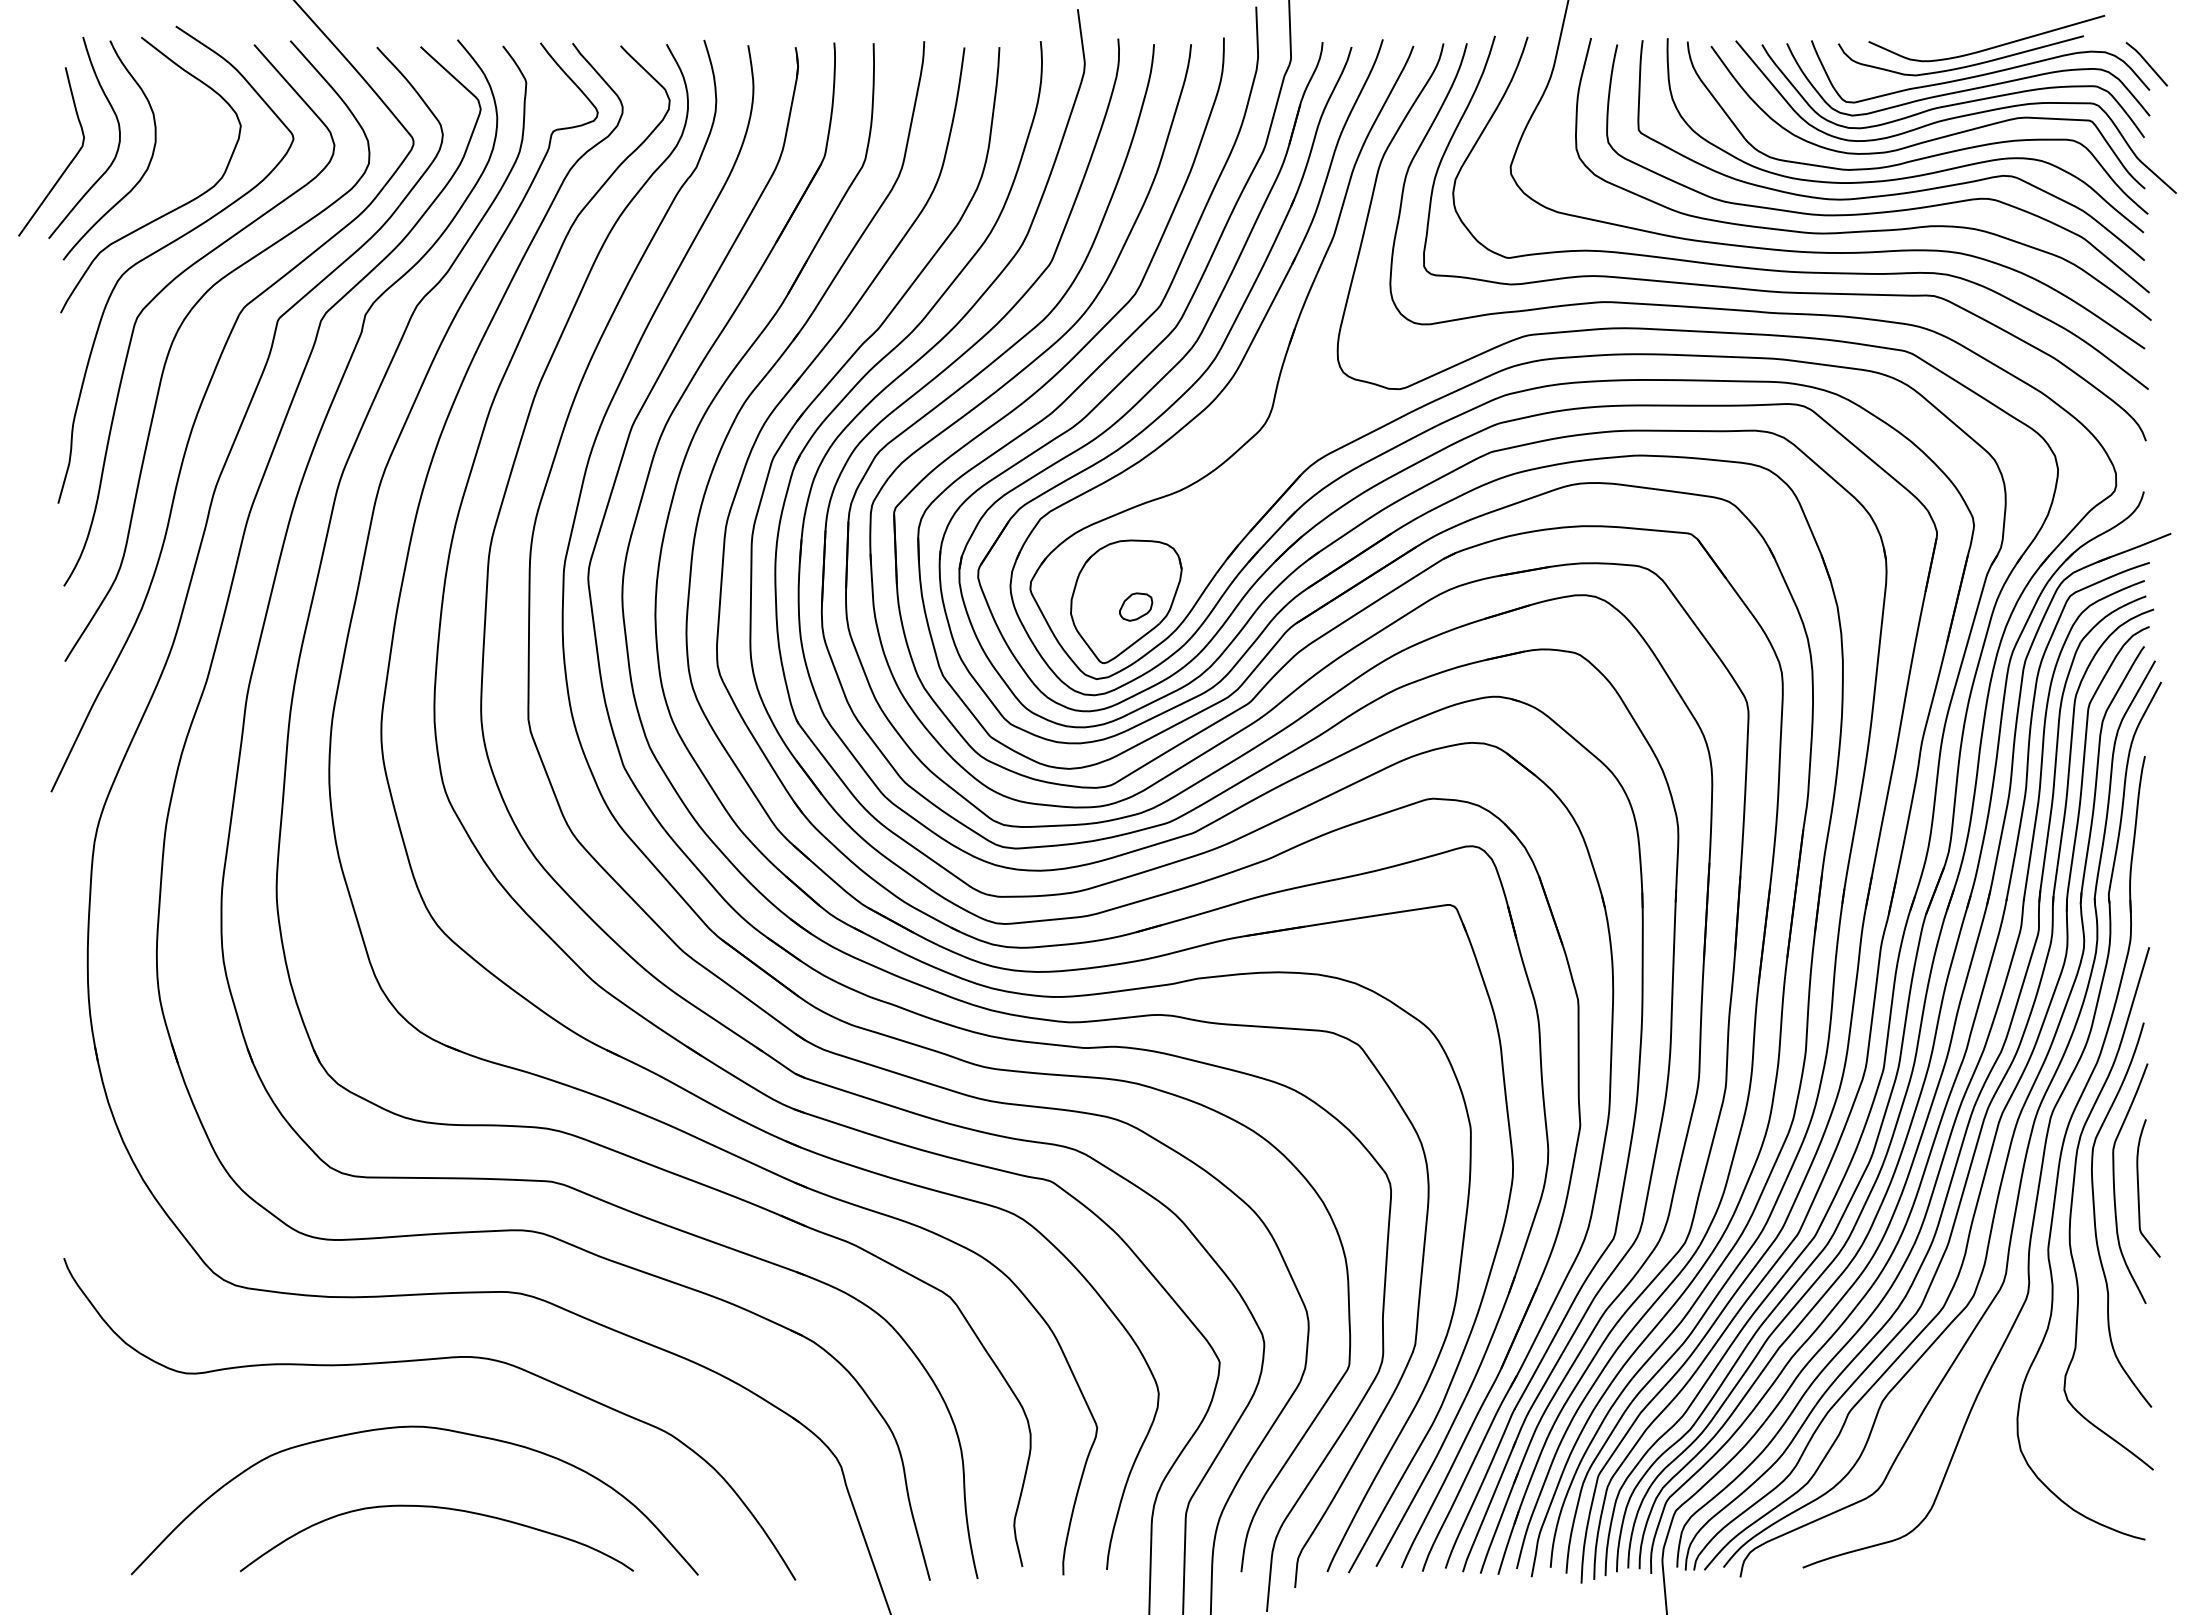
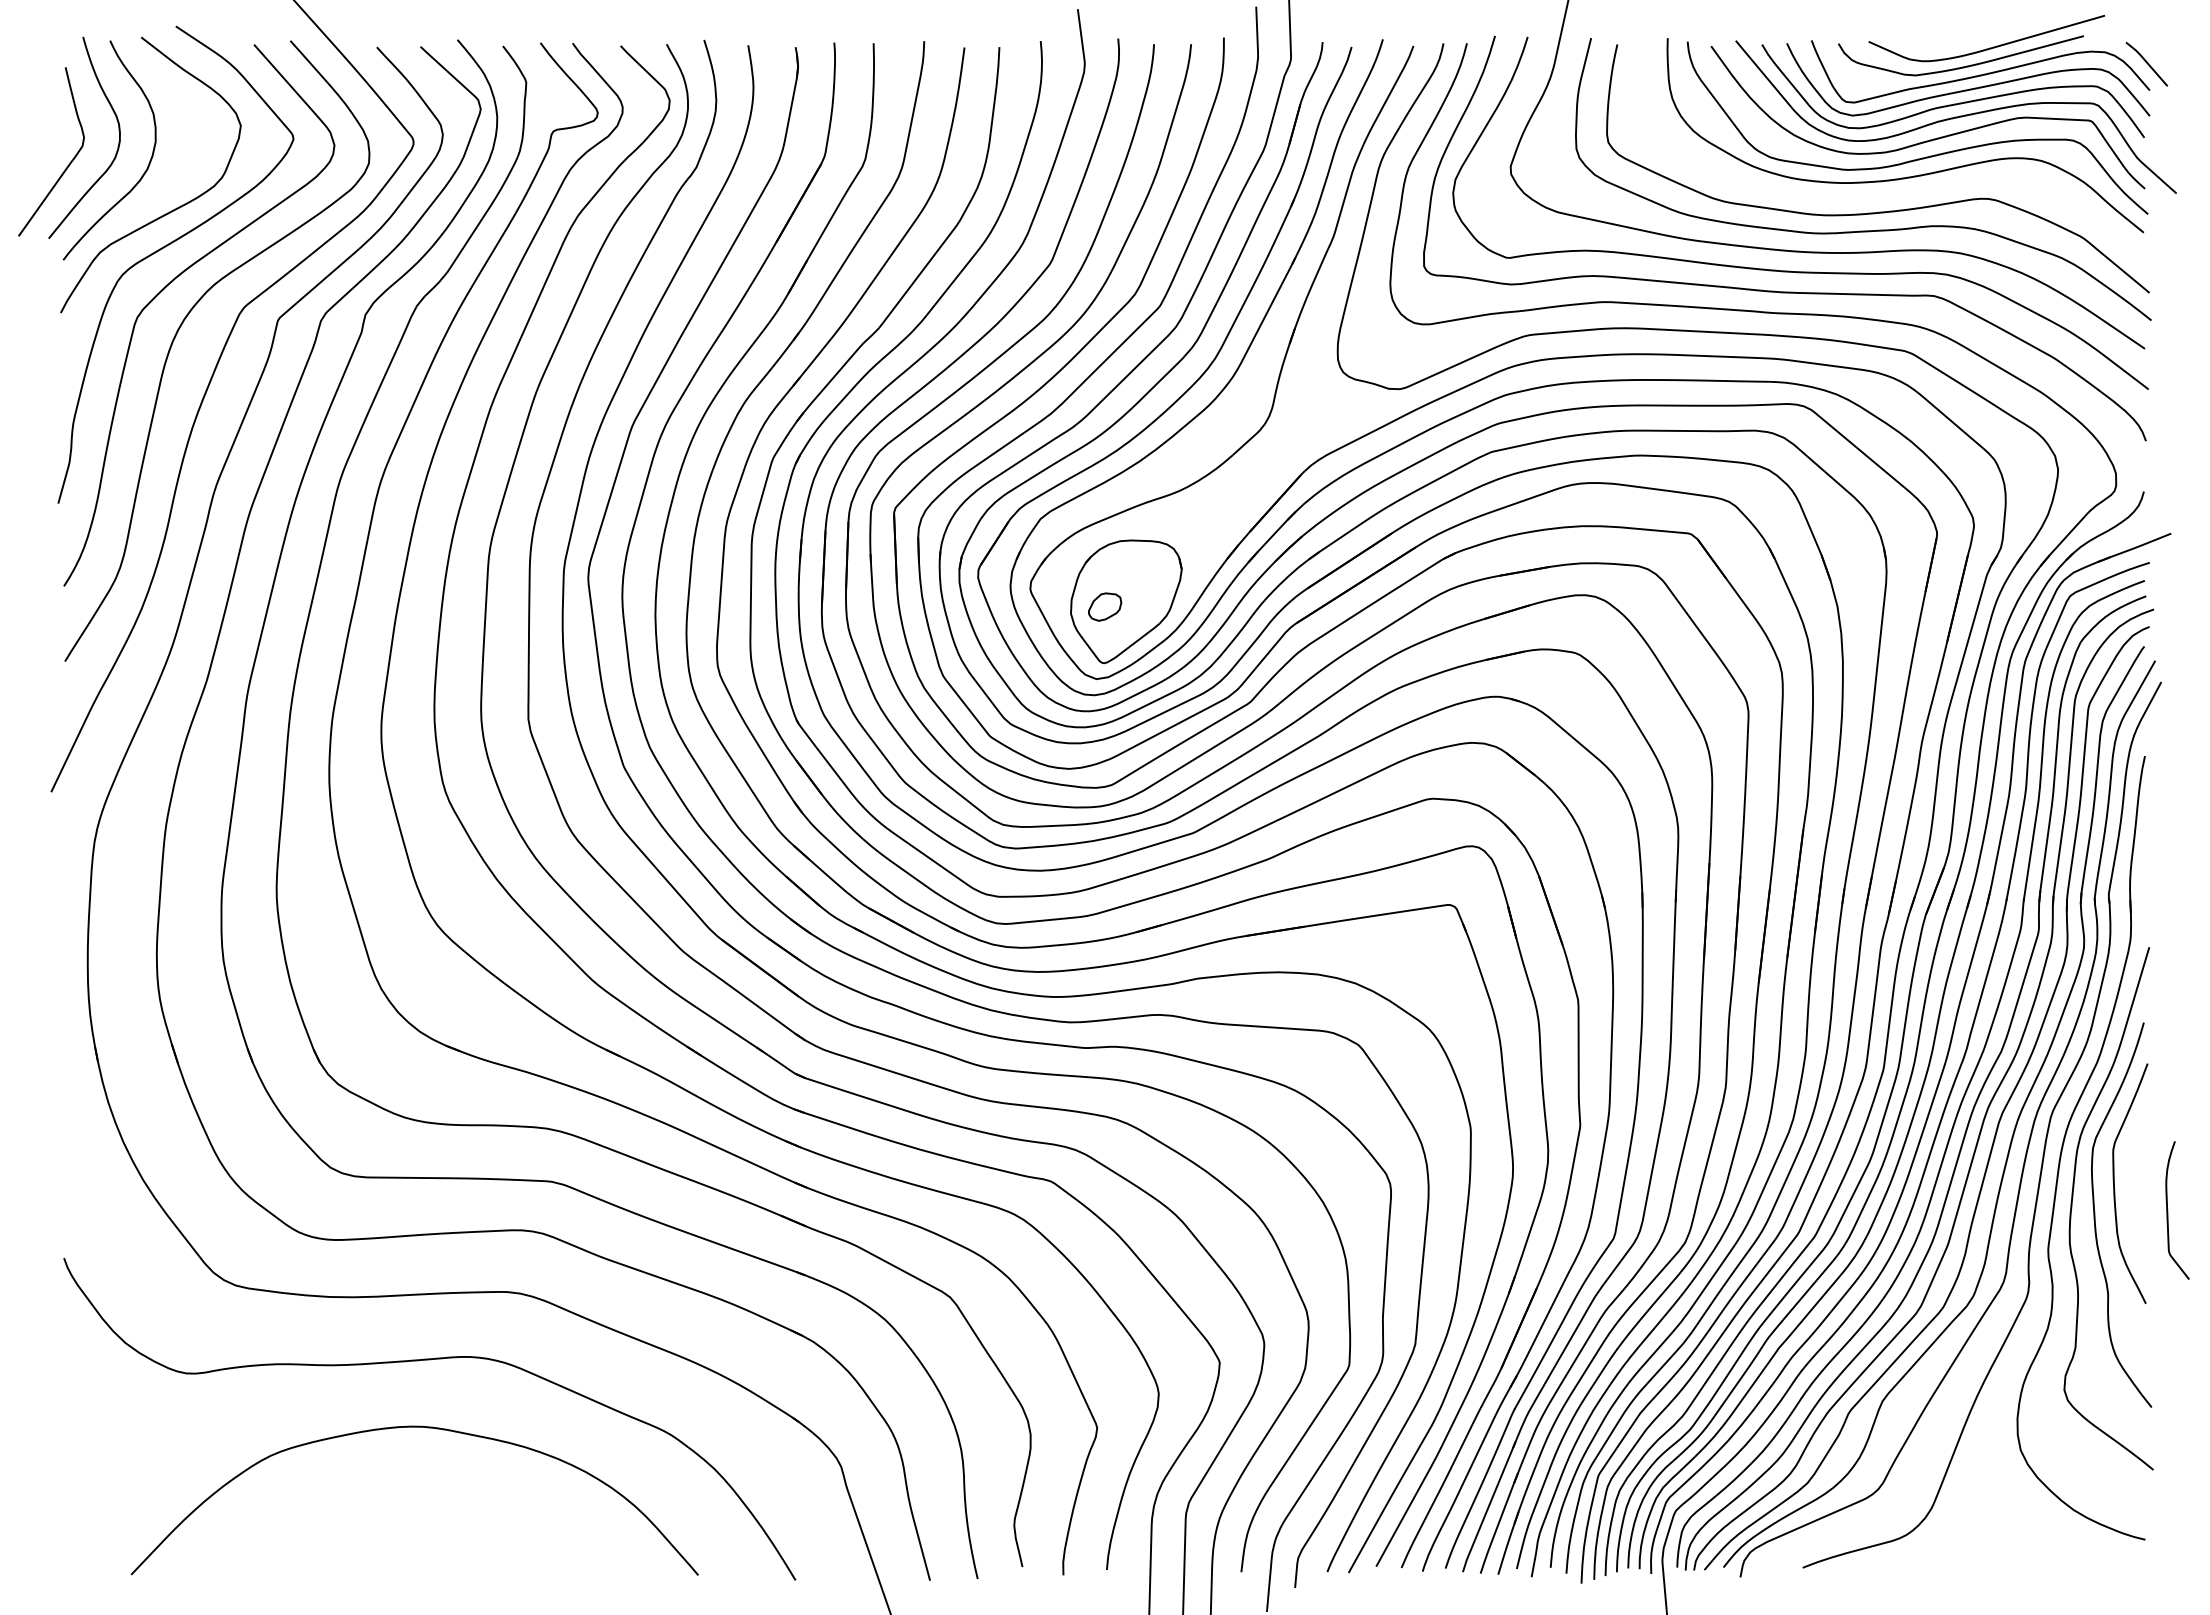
curve: present -> none (1892, 193)
part position: (1136, 606) -> (1105, 606) (1105, 606)
curve position: (2139, 1188) -> (2168, 1210) (2168, 1210)
curve: present -> none (436, 1508)
